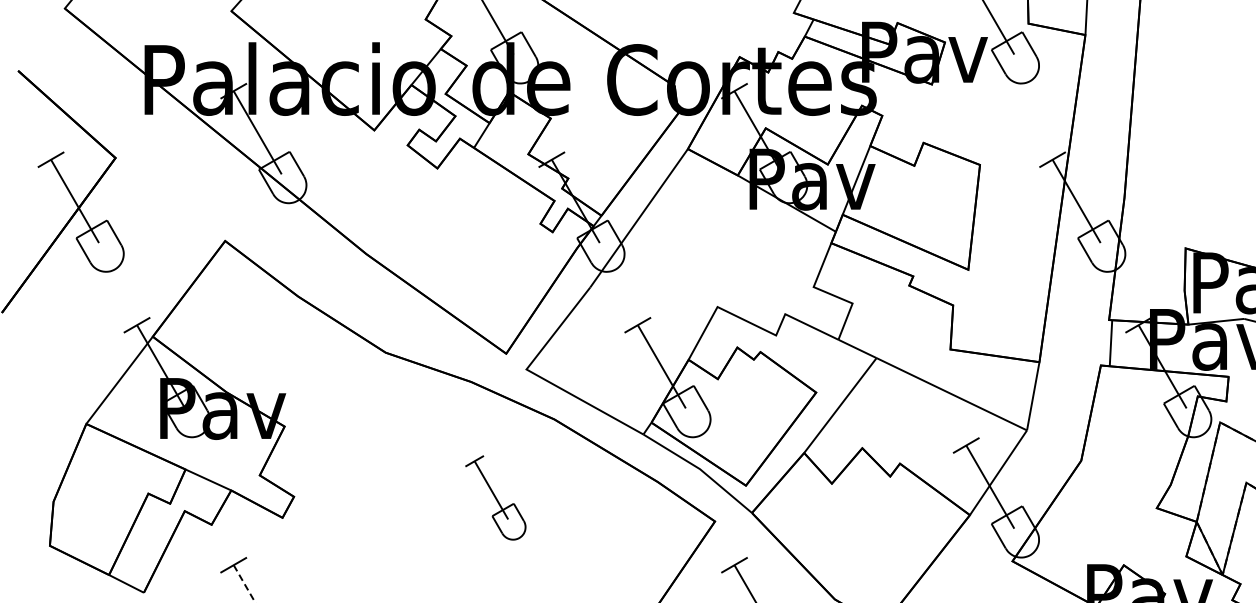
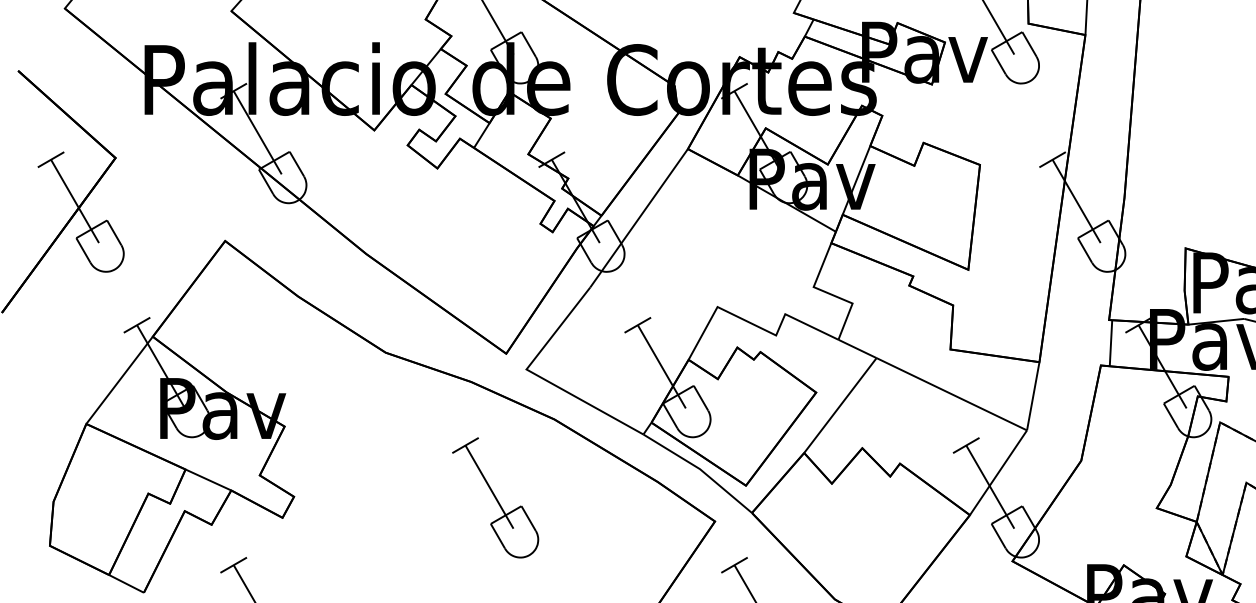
part size: 62x86 px -> 88x122 px (495, 497)
line: dashed -> solid (244, 584)
